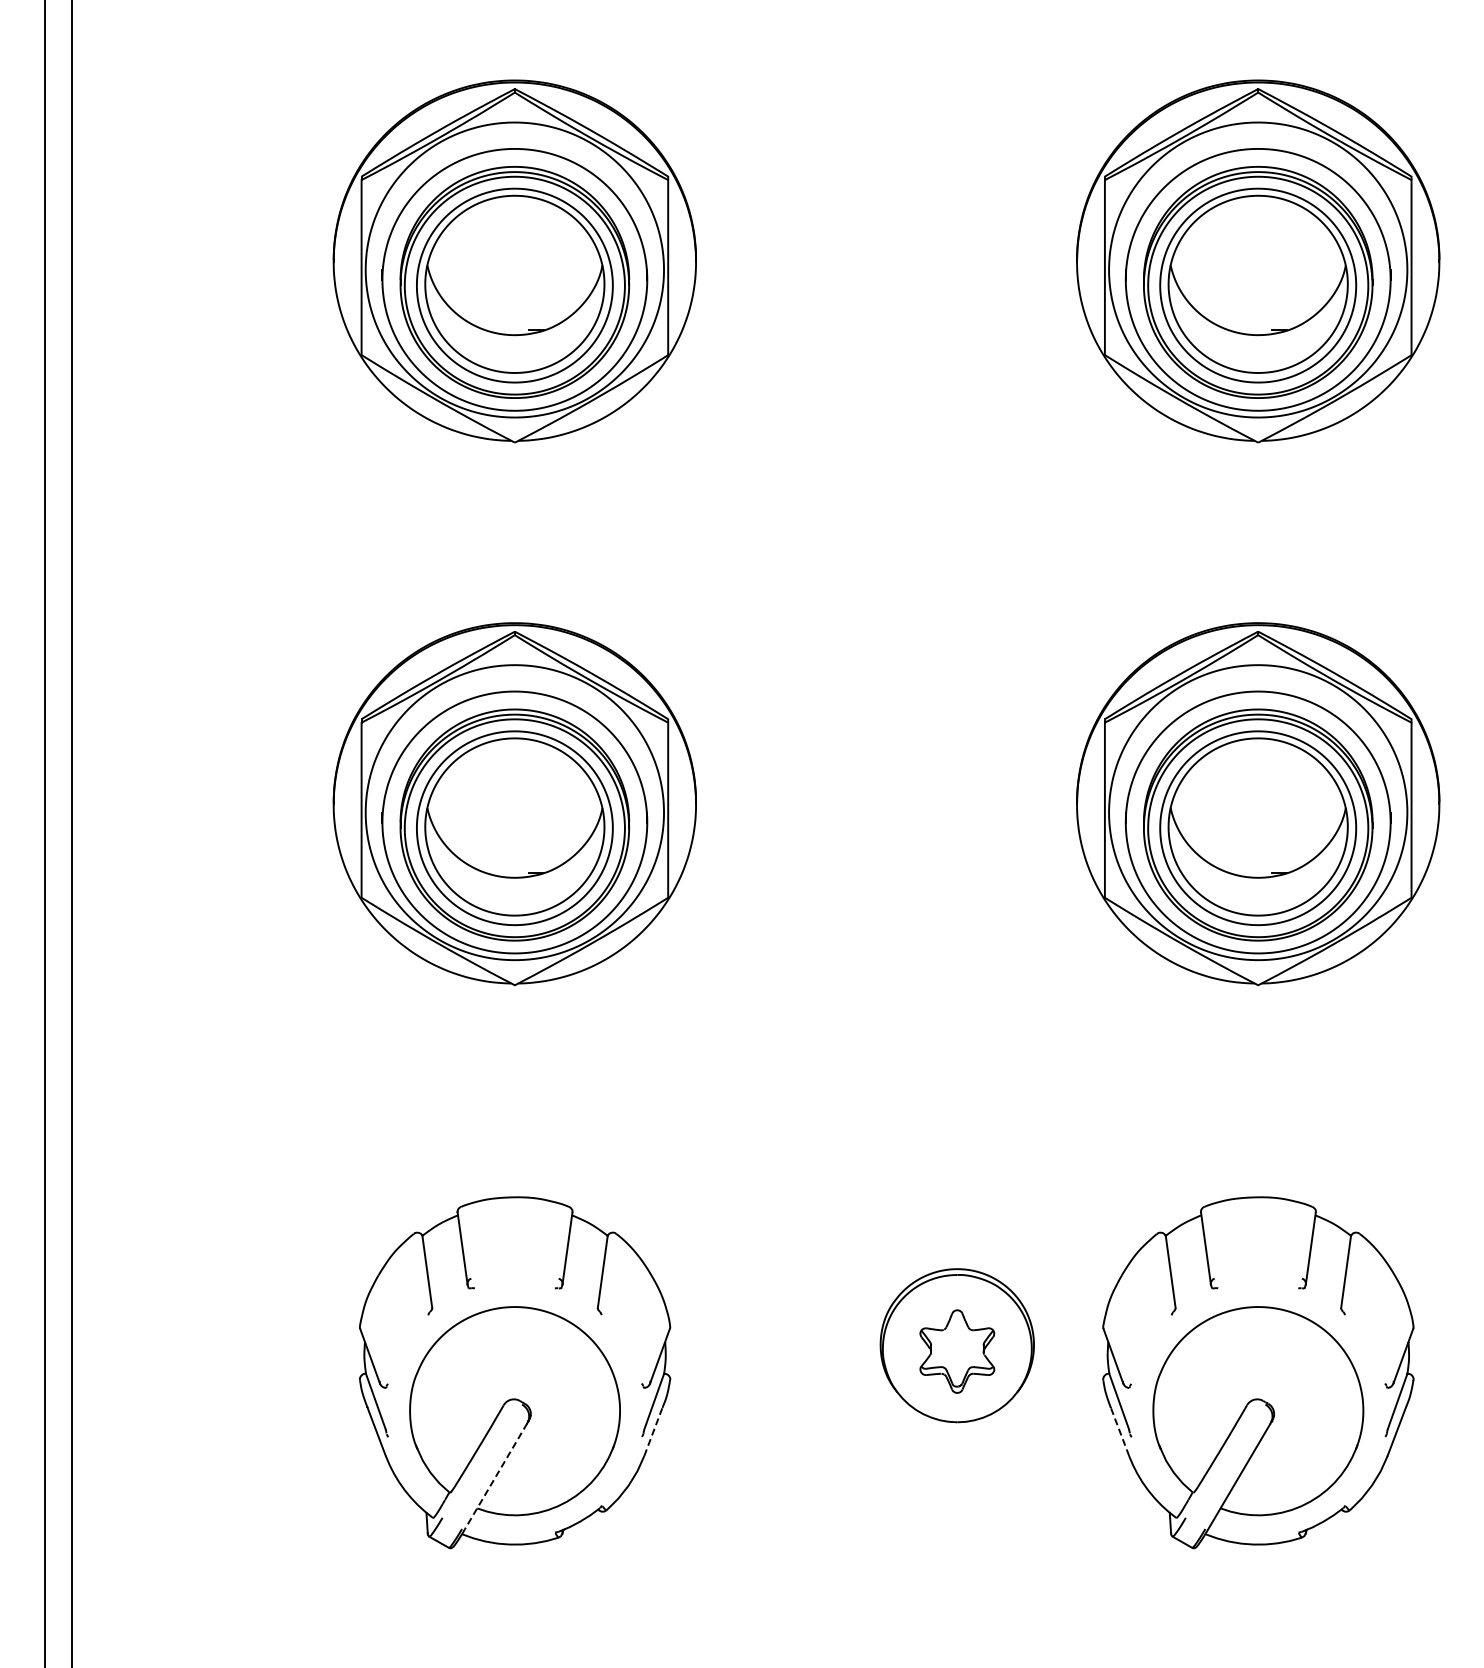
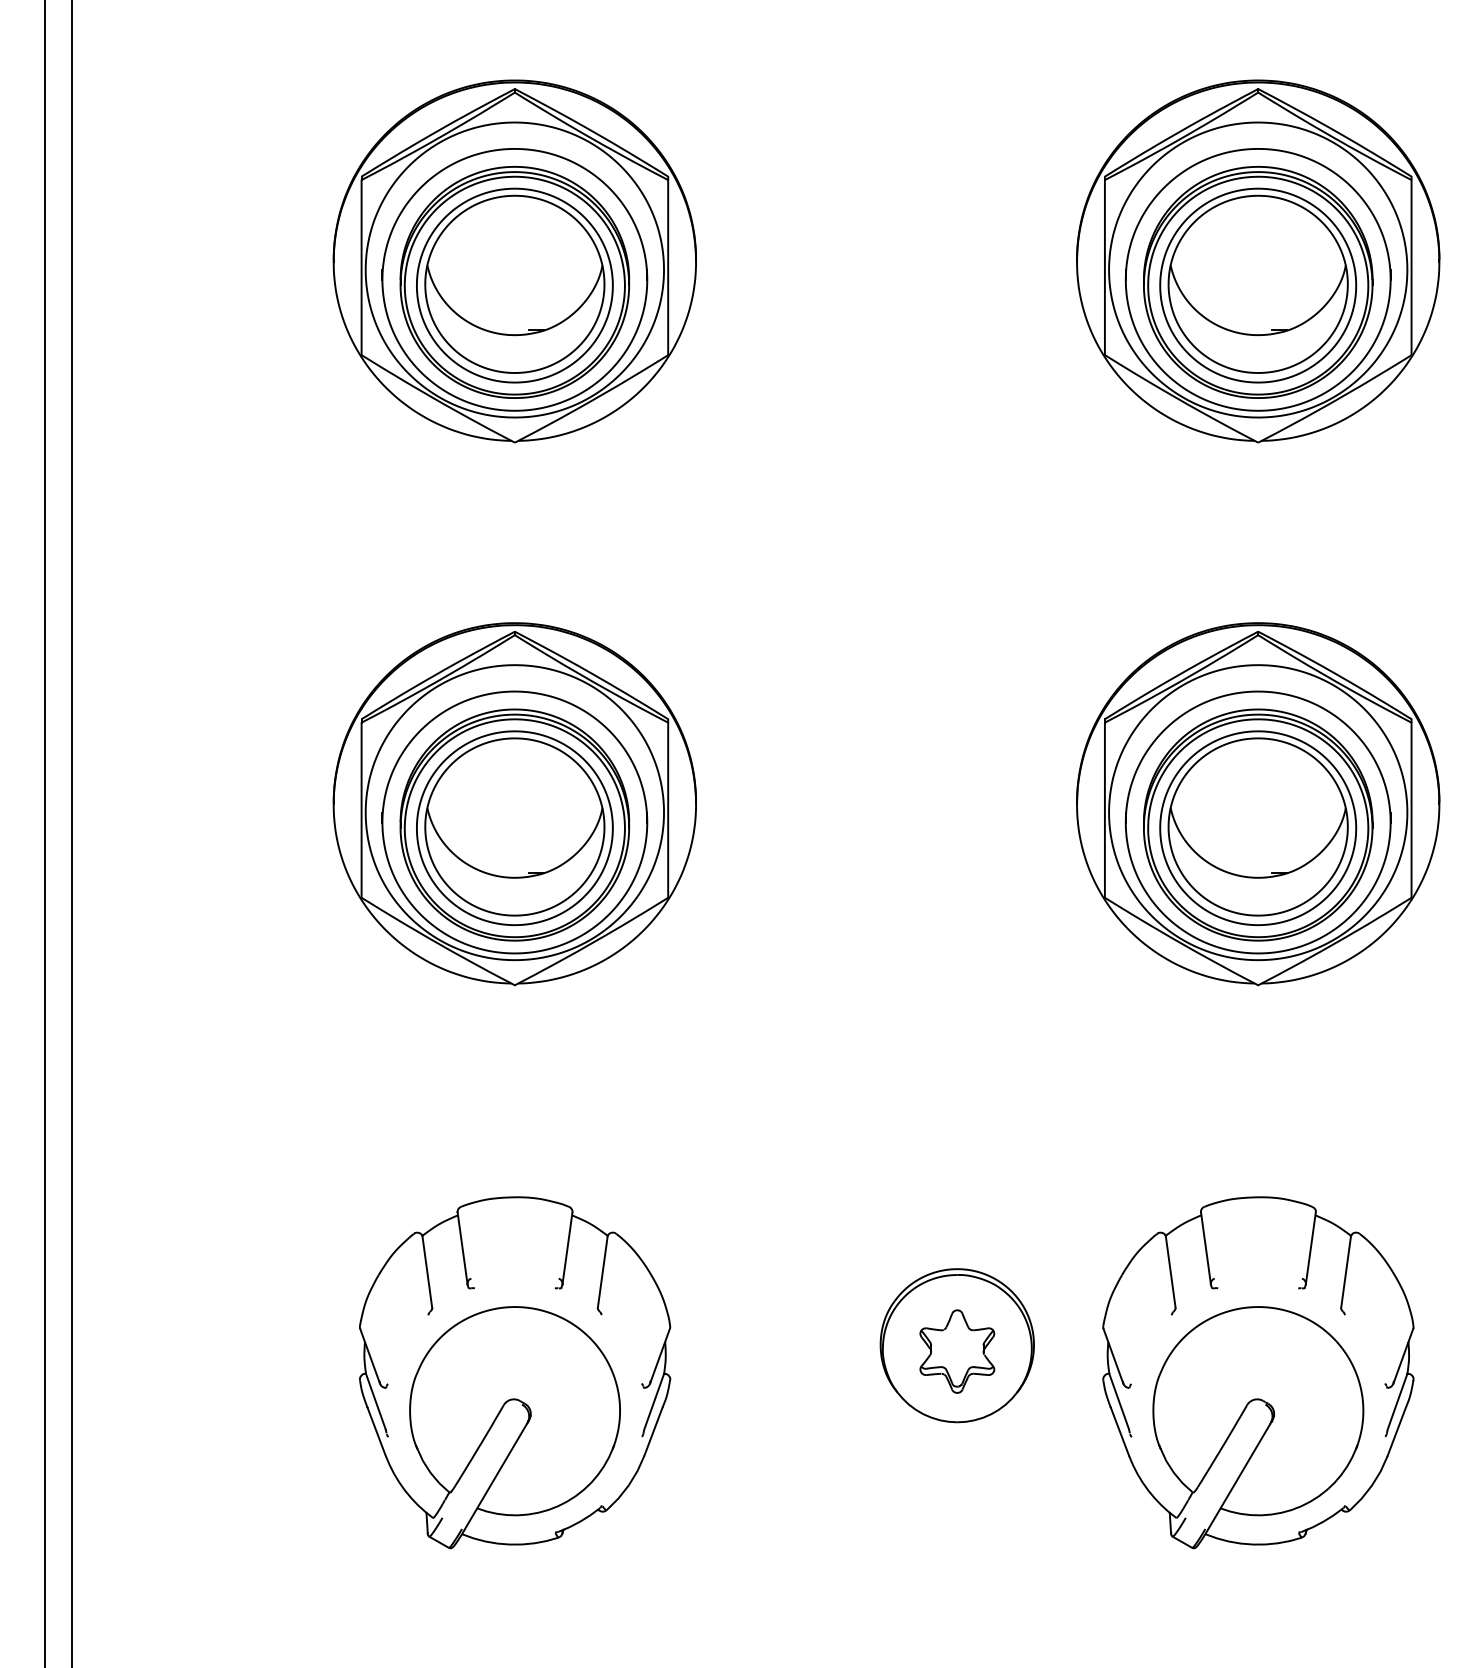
line: dashed -> solid (653, 1431)
line: dashed -> solid (1120, 1431)
line: dashed -> solid (495, 1476)
